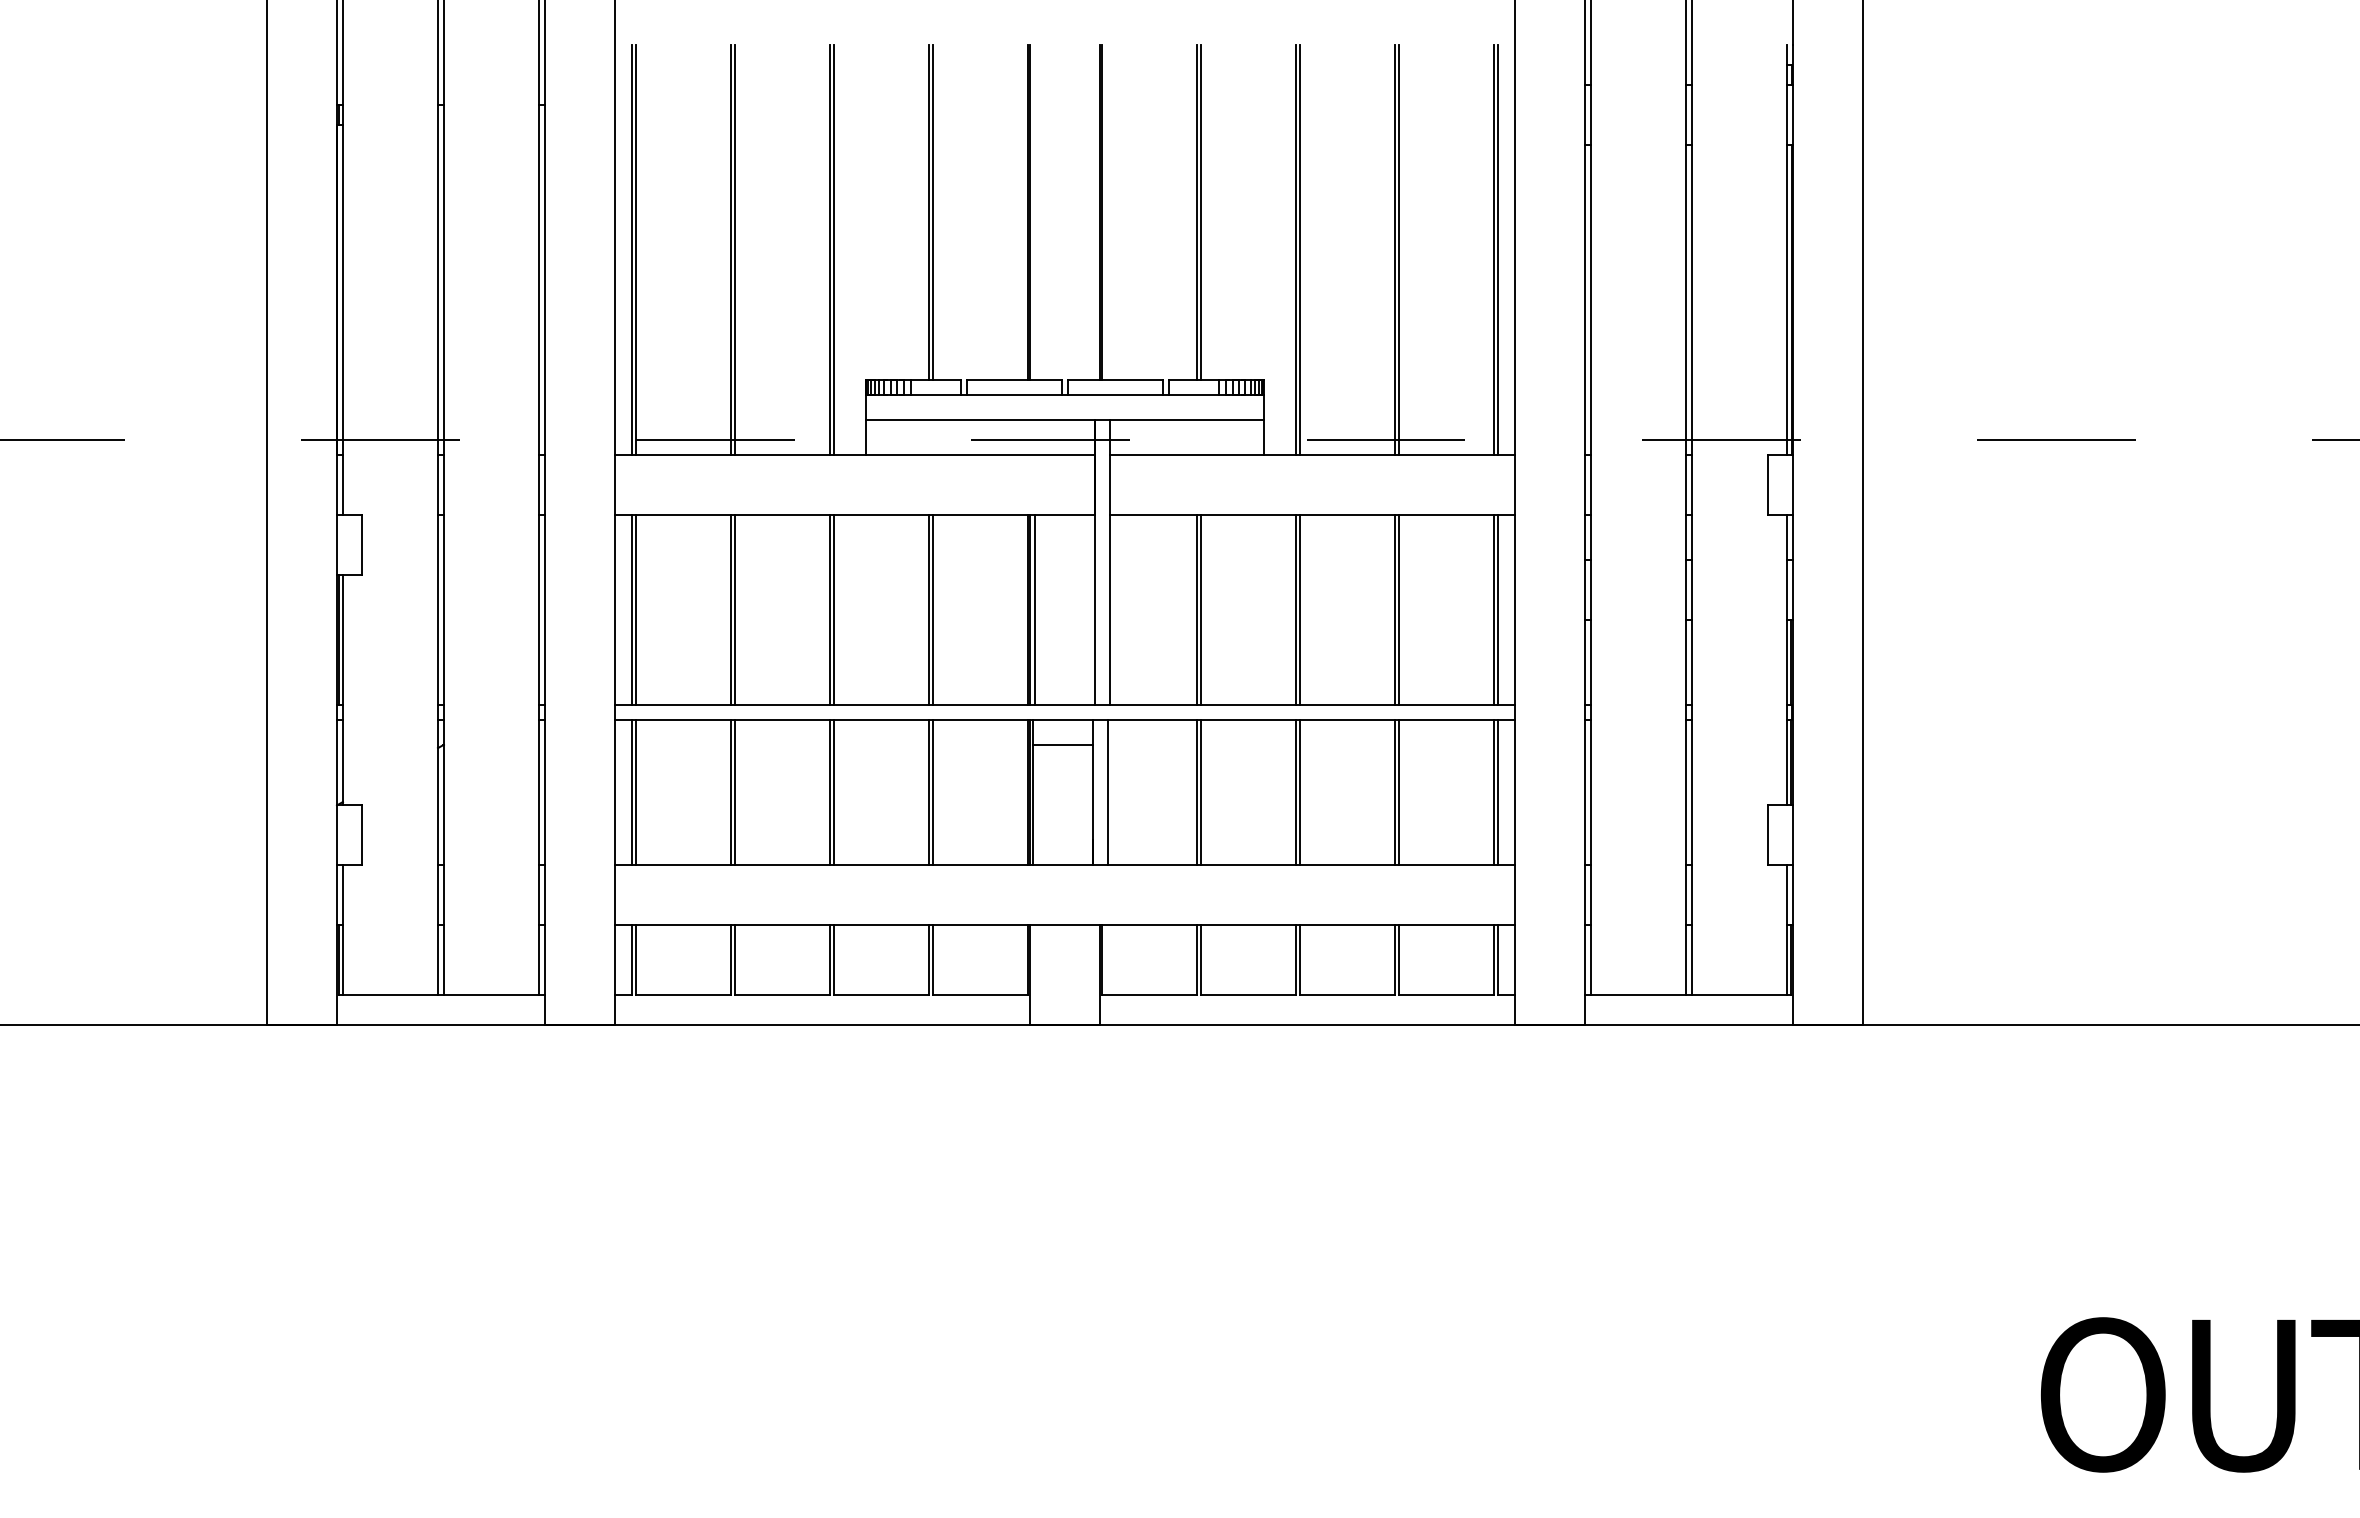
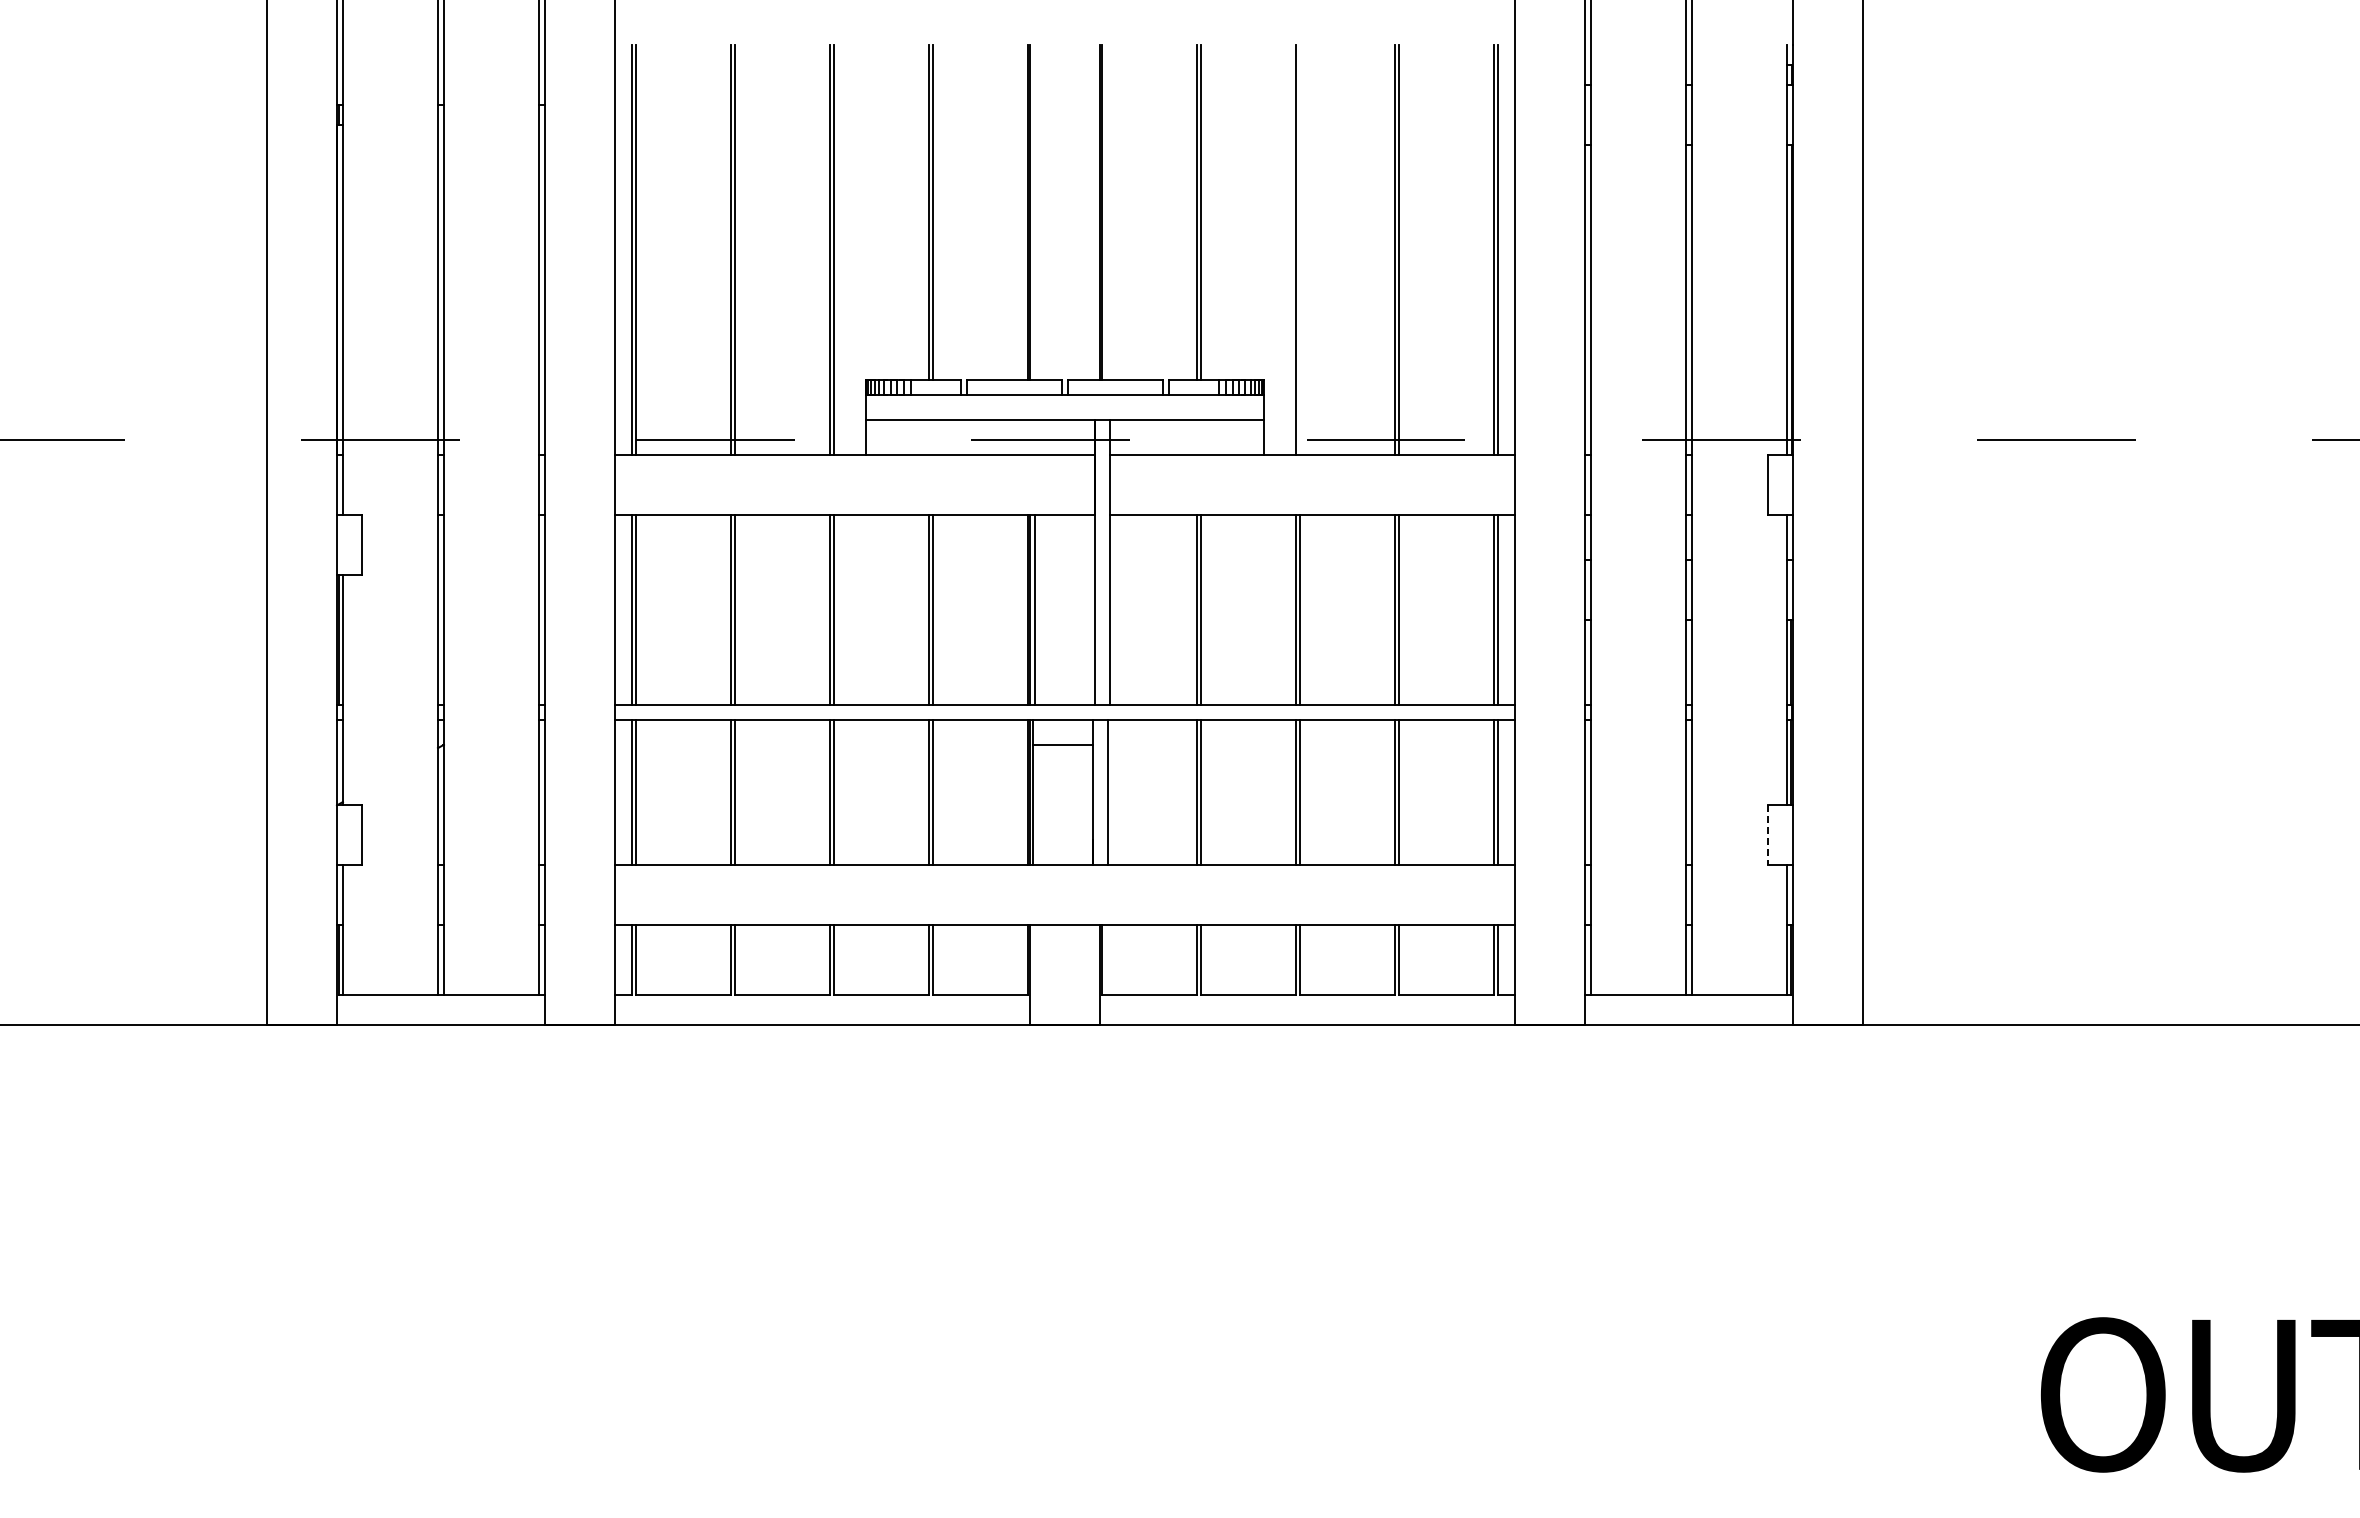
line: present -> none (1299, 250)
line: solid -> dashed (1767, 835)
